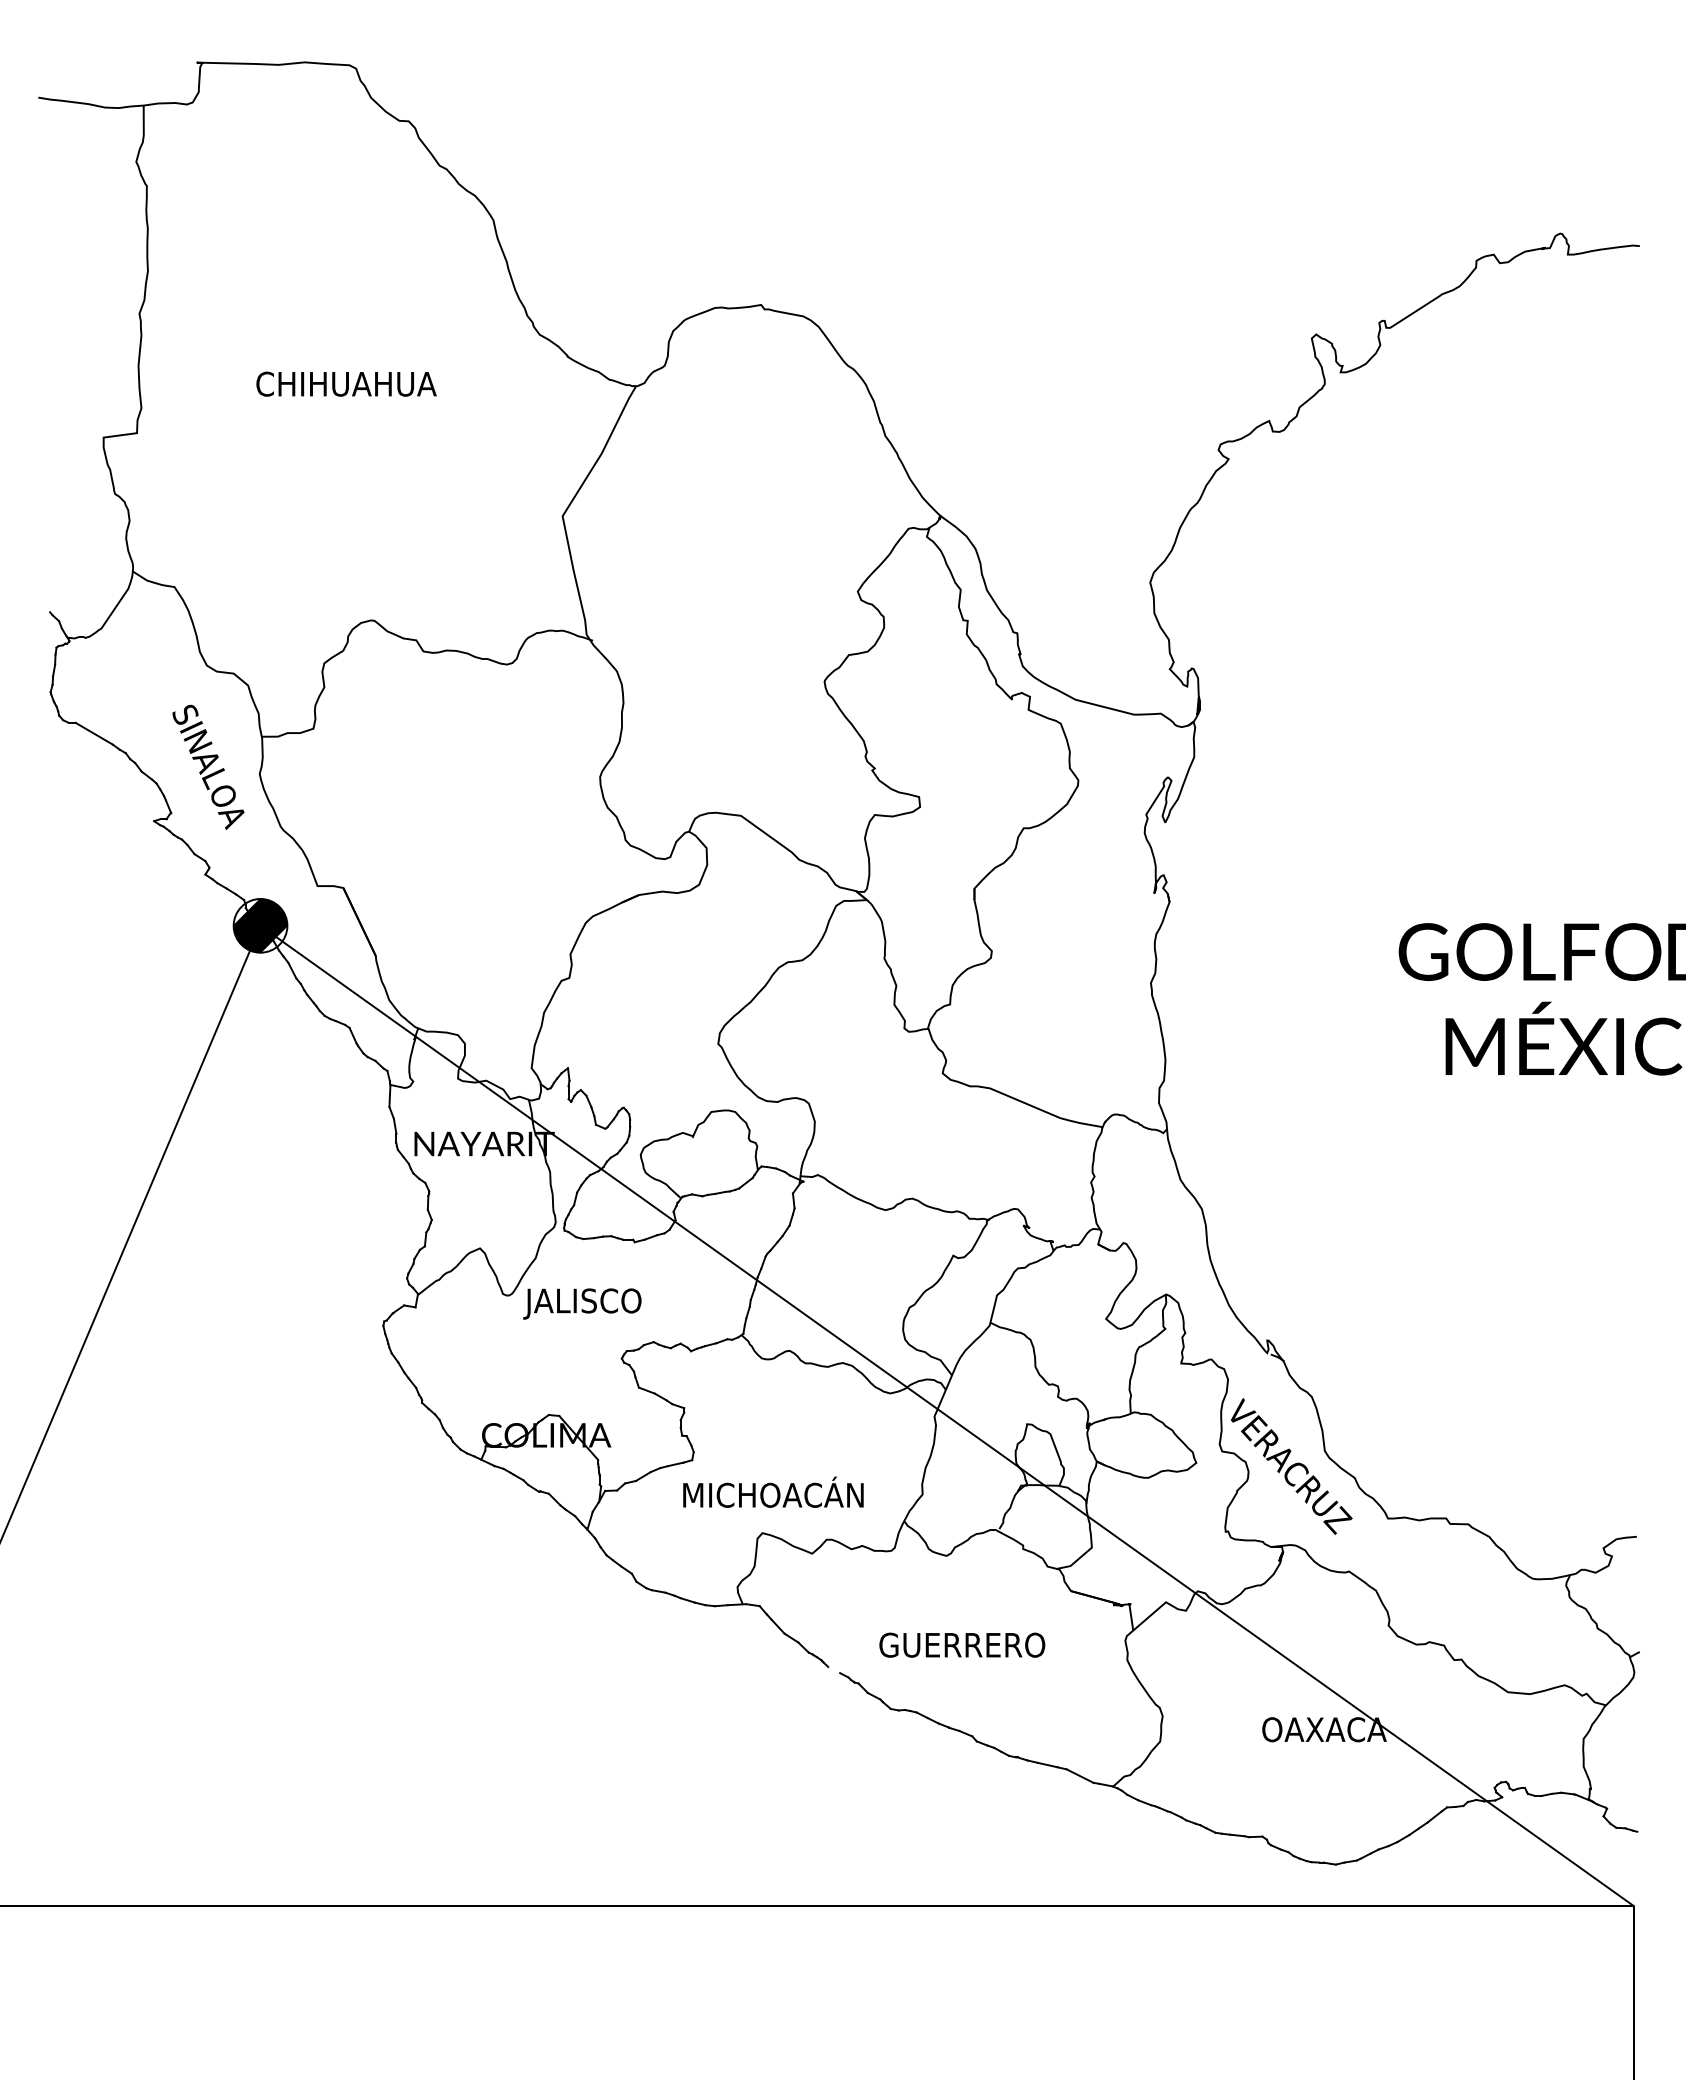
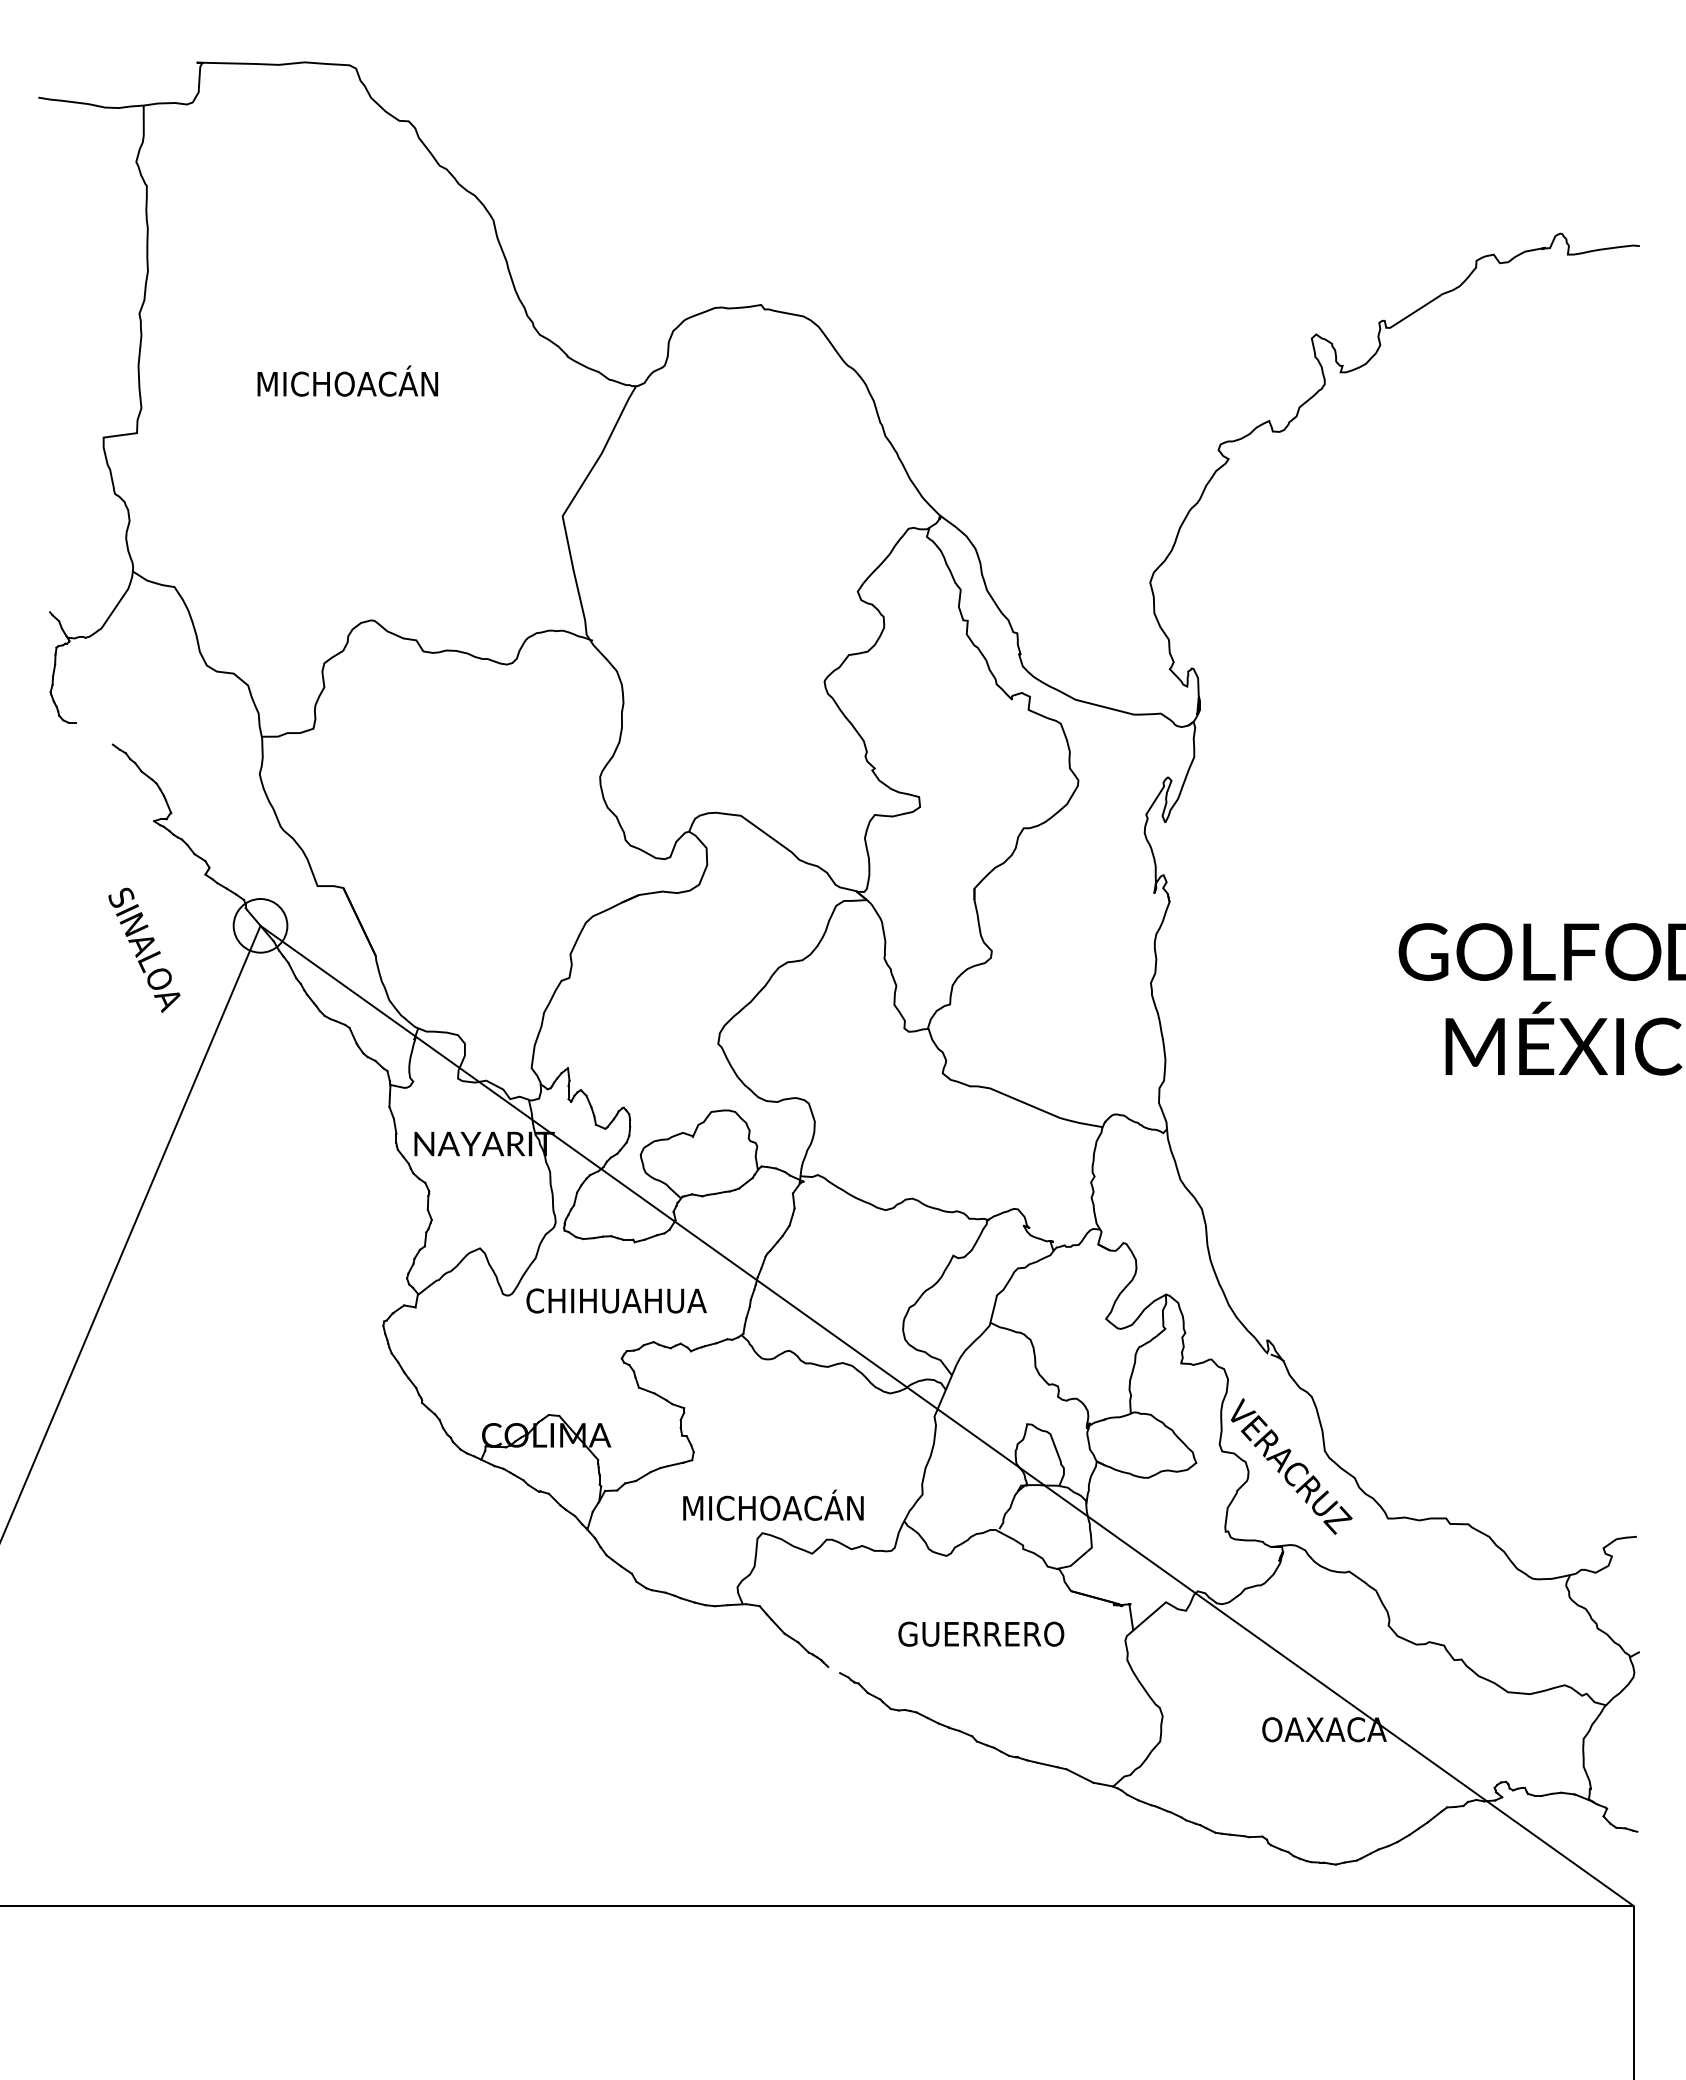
text: CHIHUAHUA -> MICHOACÁN (347, 380)
line: present -> none (93, 733)
text position: (208, 766) -> (144, 949) (144, 949)
hatch: present -> none (260, 925)
text: JALISCO -> CHIHUAHUA (614, 1303)
text position: (773, 1491) -> (773, 1504) (773, 1504)
text position: (962, 1644) -> (981, 1633) (981, 1633)
